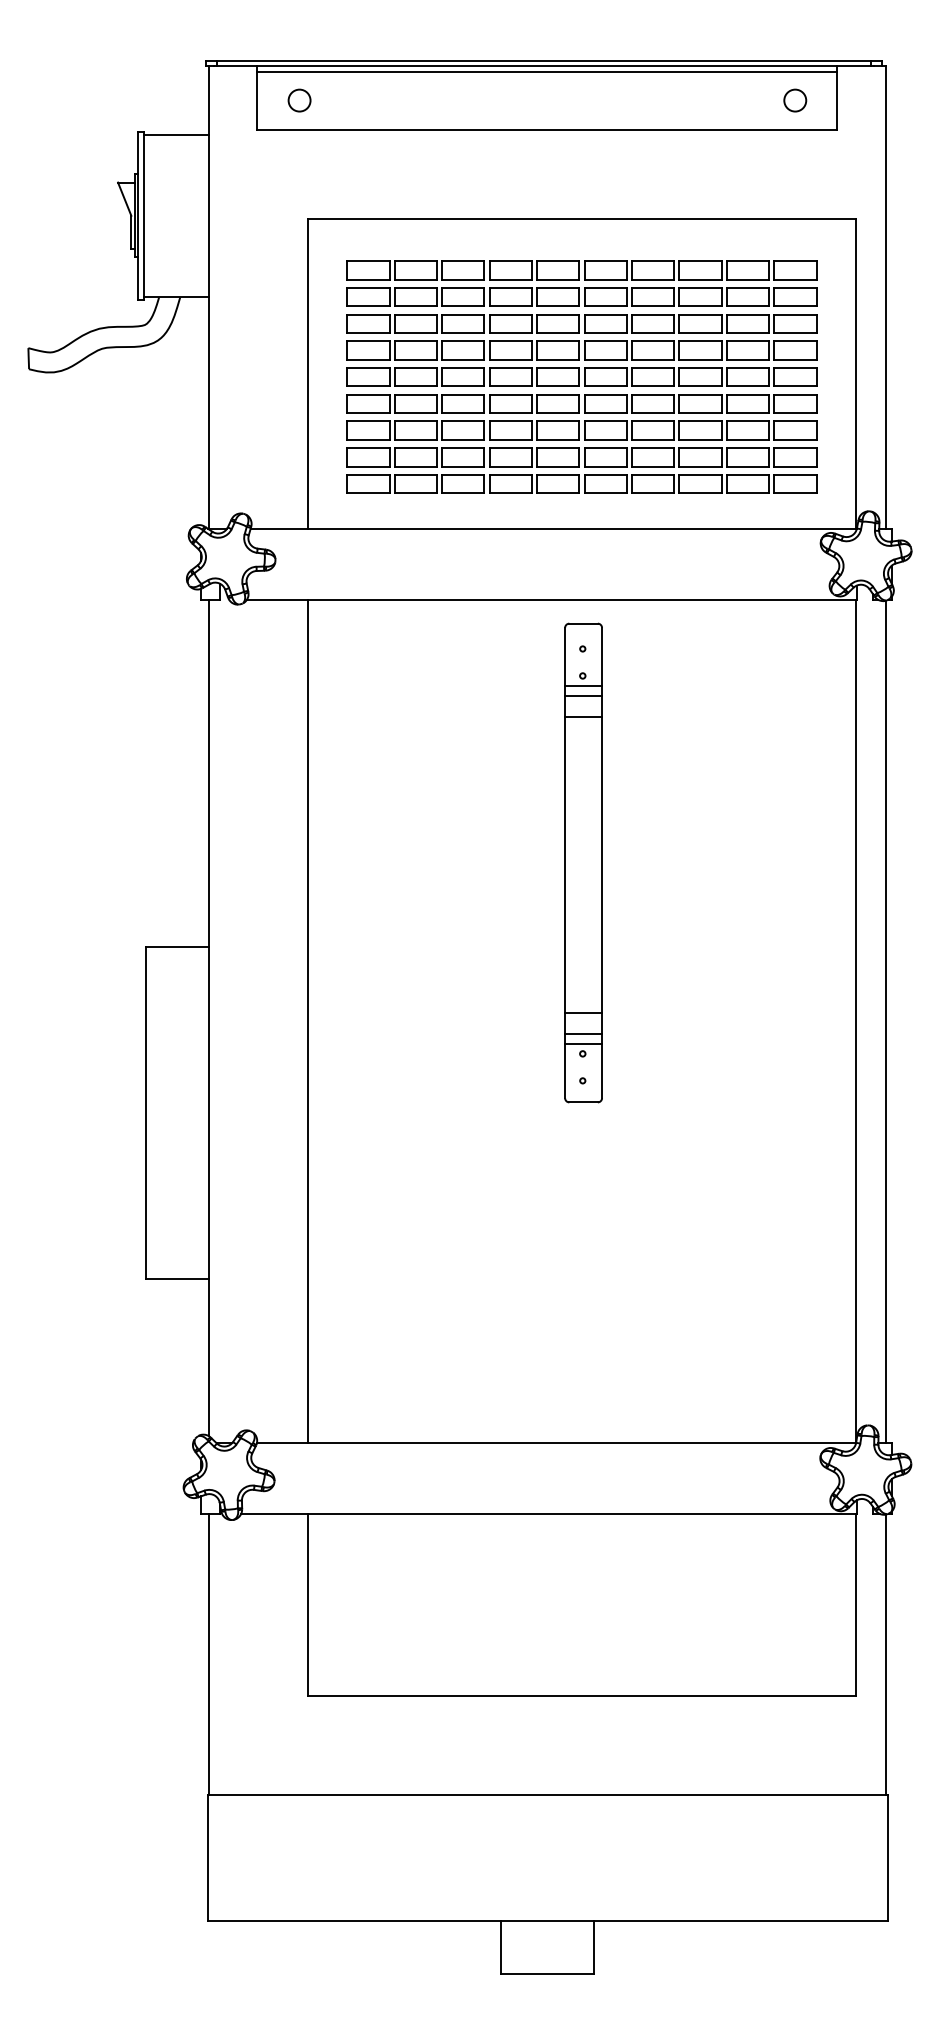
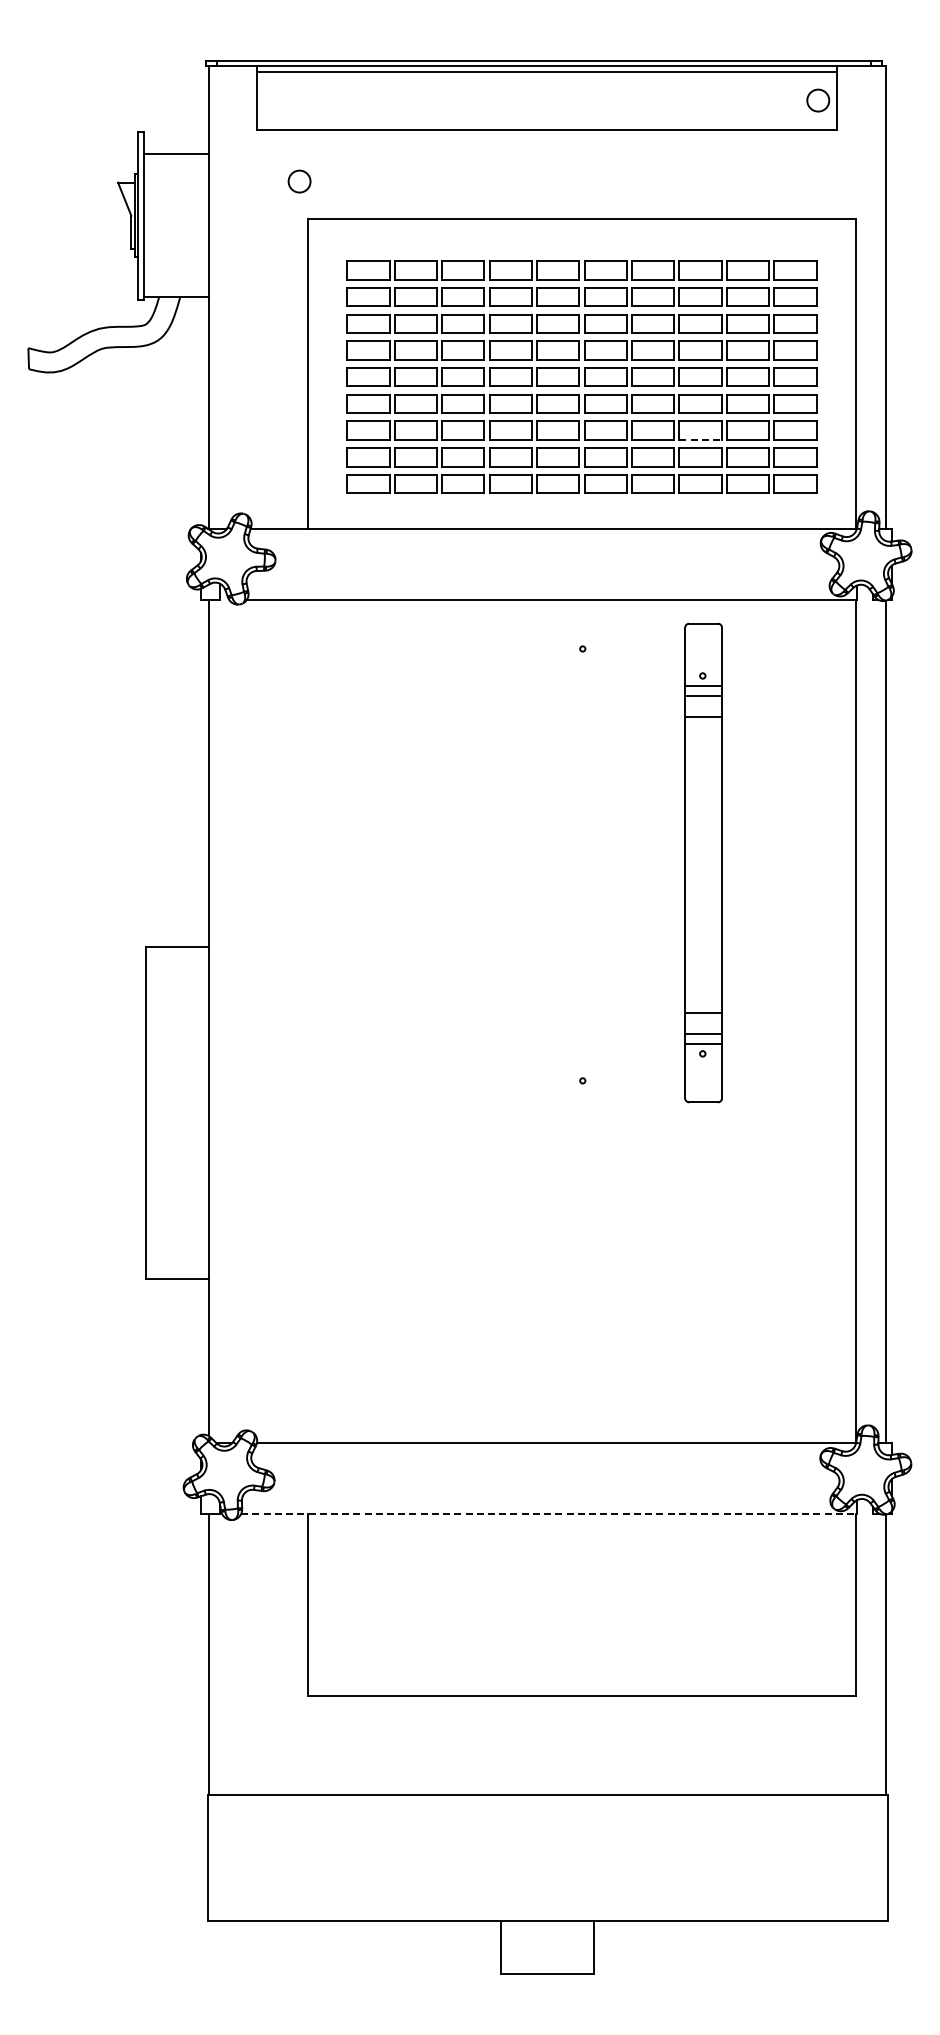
circle position: (299, 100) -> (299, 181) (299, 181)
circle position: (795, 100) -> (818, 100) (818, 100)
line position: (175, 134) -> (175, 153) (175, 153)
line: solid -> dashed (701, 439)
part position: (583, 862) -> (703, 862) (703, 862)
line: present -> none (307, 1021)
line: solid -> dashed (549, 1513)
